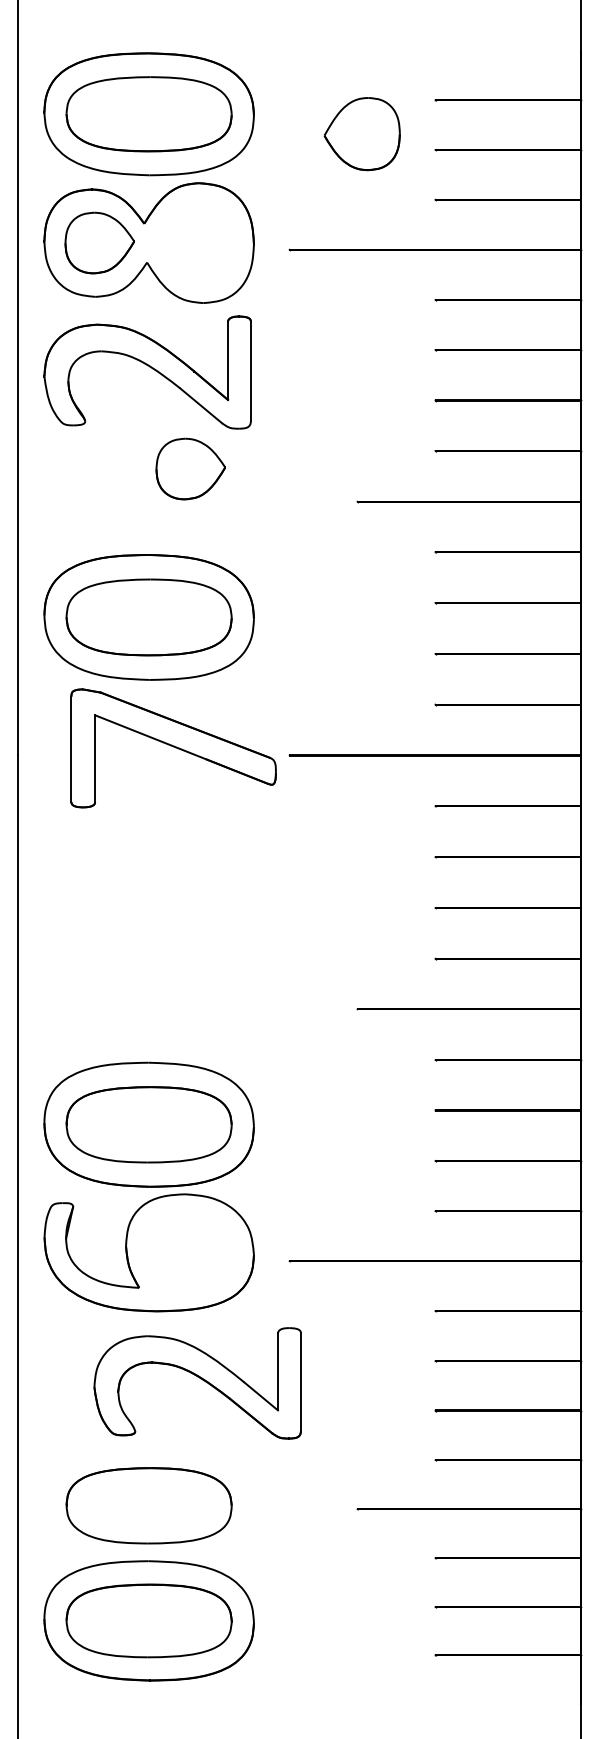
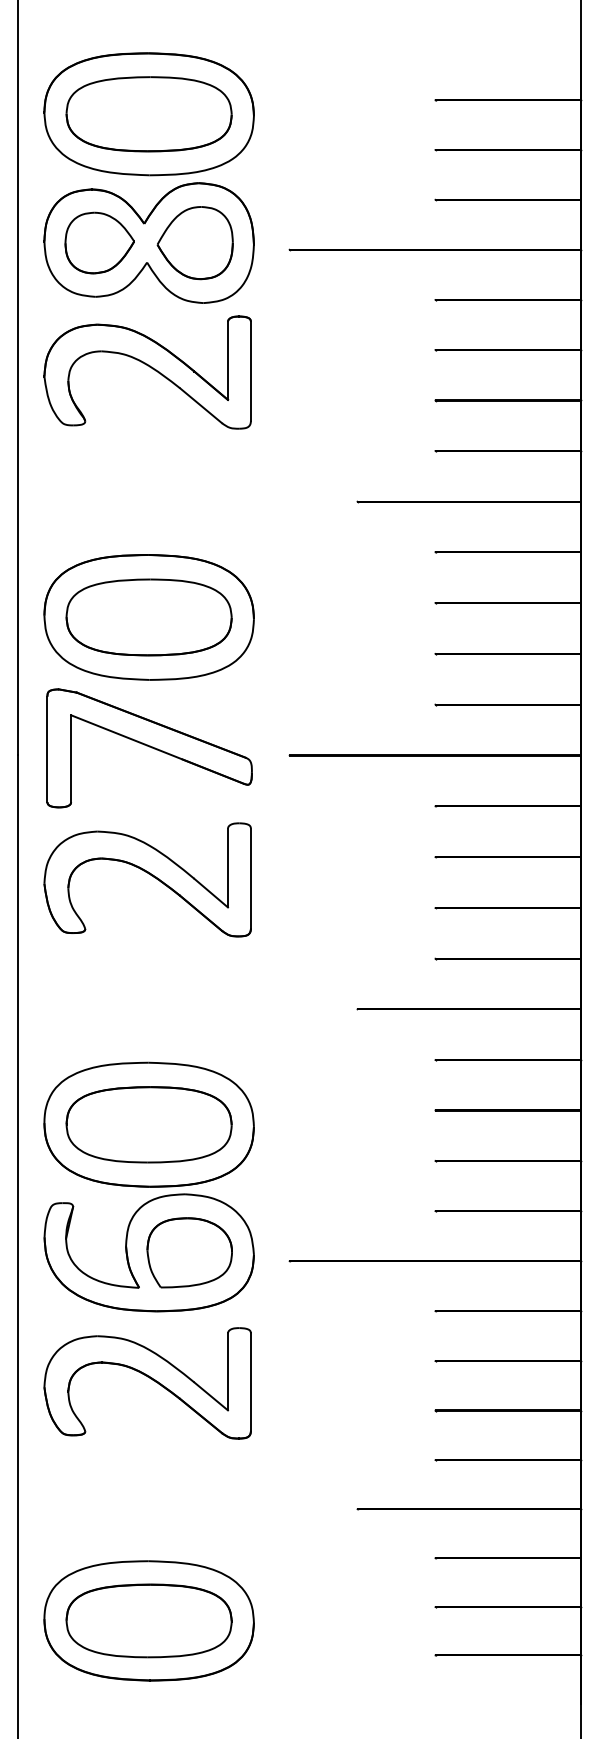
part position: (361, 134) -> (194, 243) (194, 243)
part: present -> none (190, 468)
part position: (173, 748) -> (149, 748) (149, 748)
part: none -> present (147, 879)
part: none -> present (189, 1252)
part position: (197, 1383) -> (147, 1383) (147, 1383)
part: present -> none (148, 1505)
